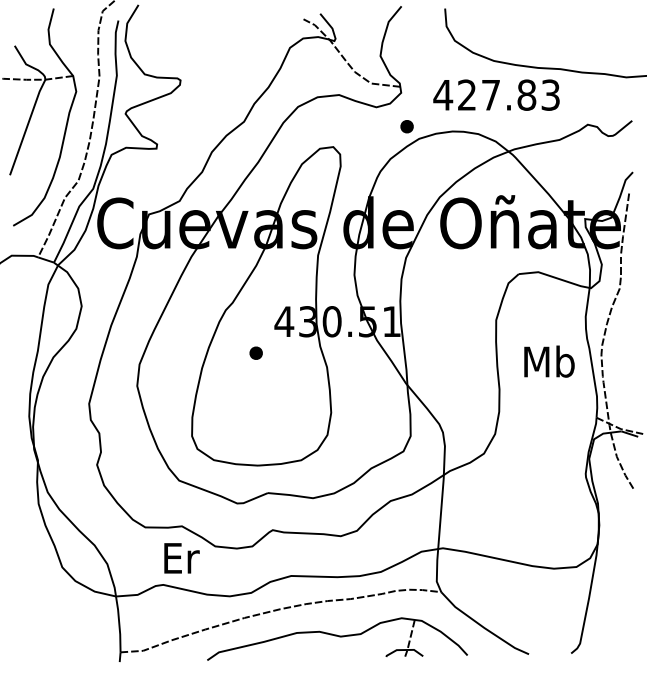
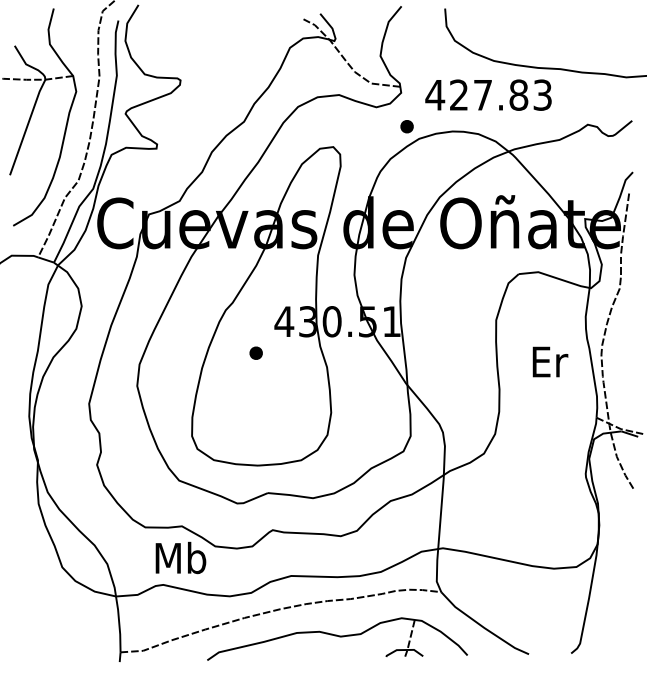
text position: (496, 94) -> (488, 94) (488, 94)
text: Mb -> Er (549, 361)
text: Er -> Mb (180, 557)
